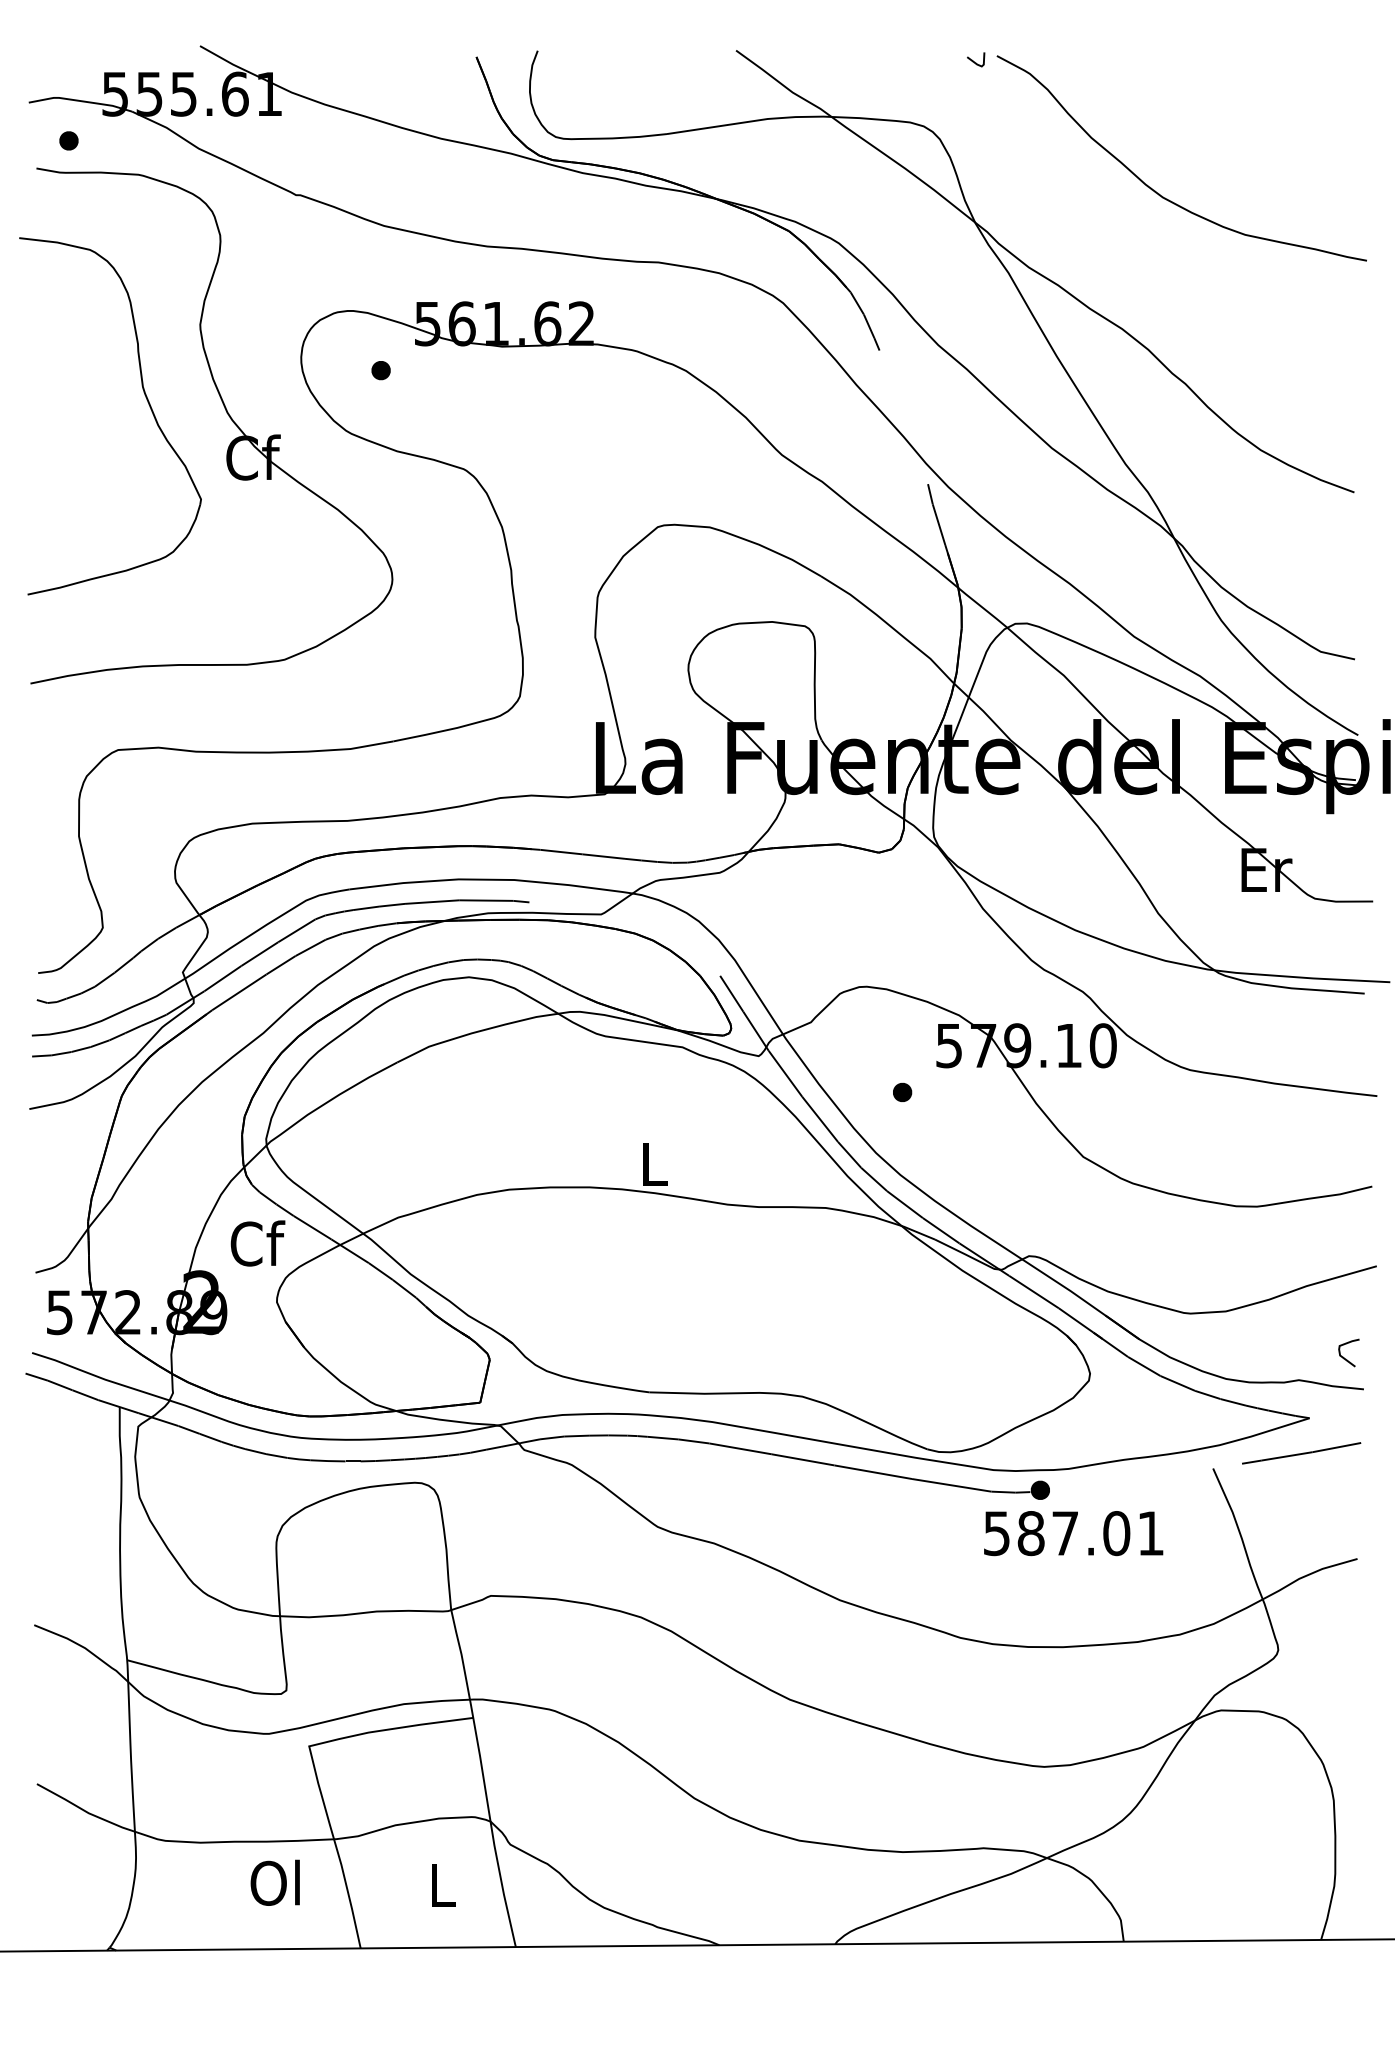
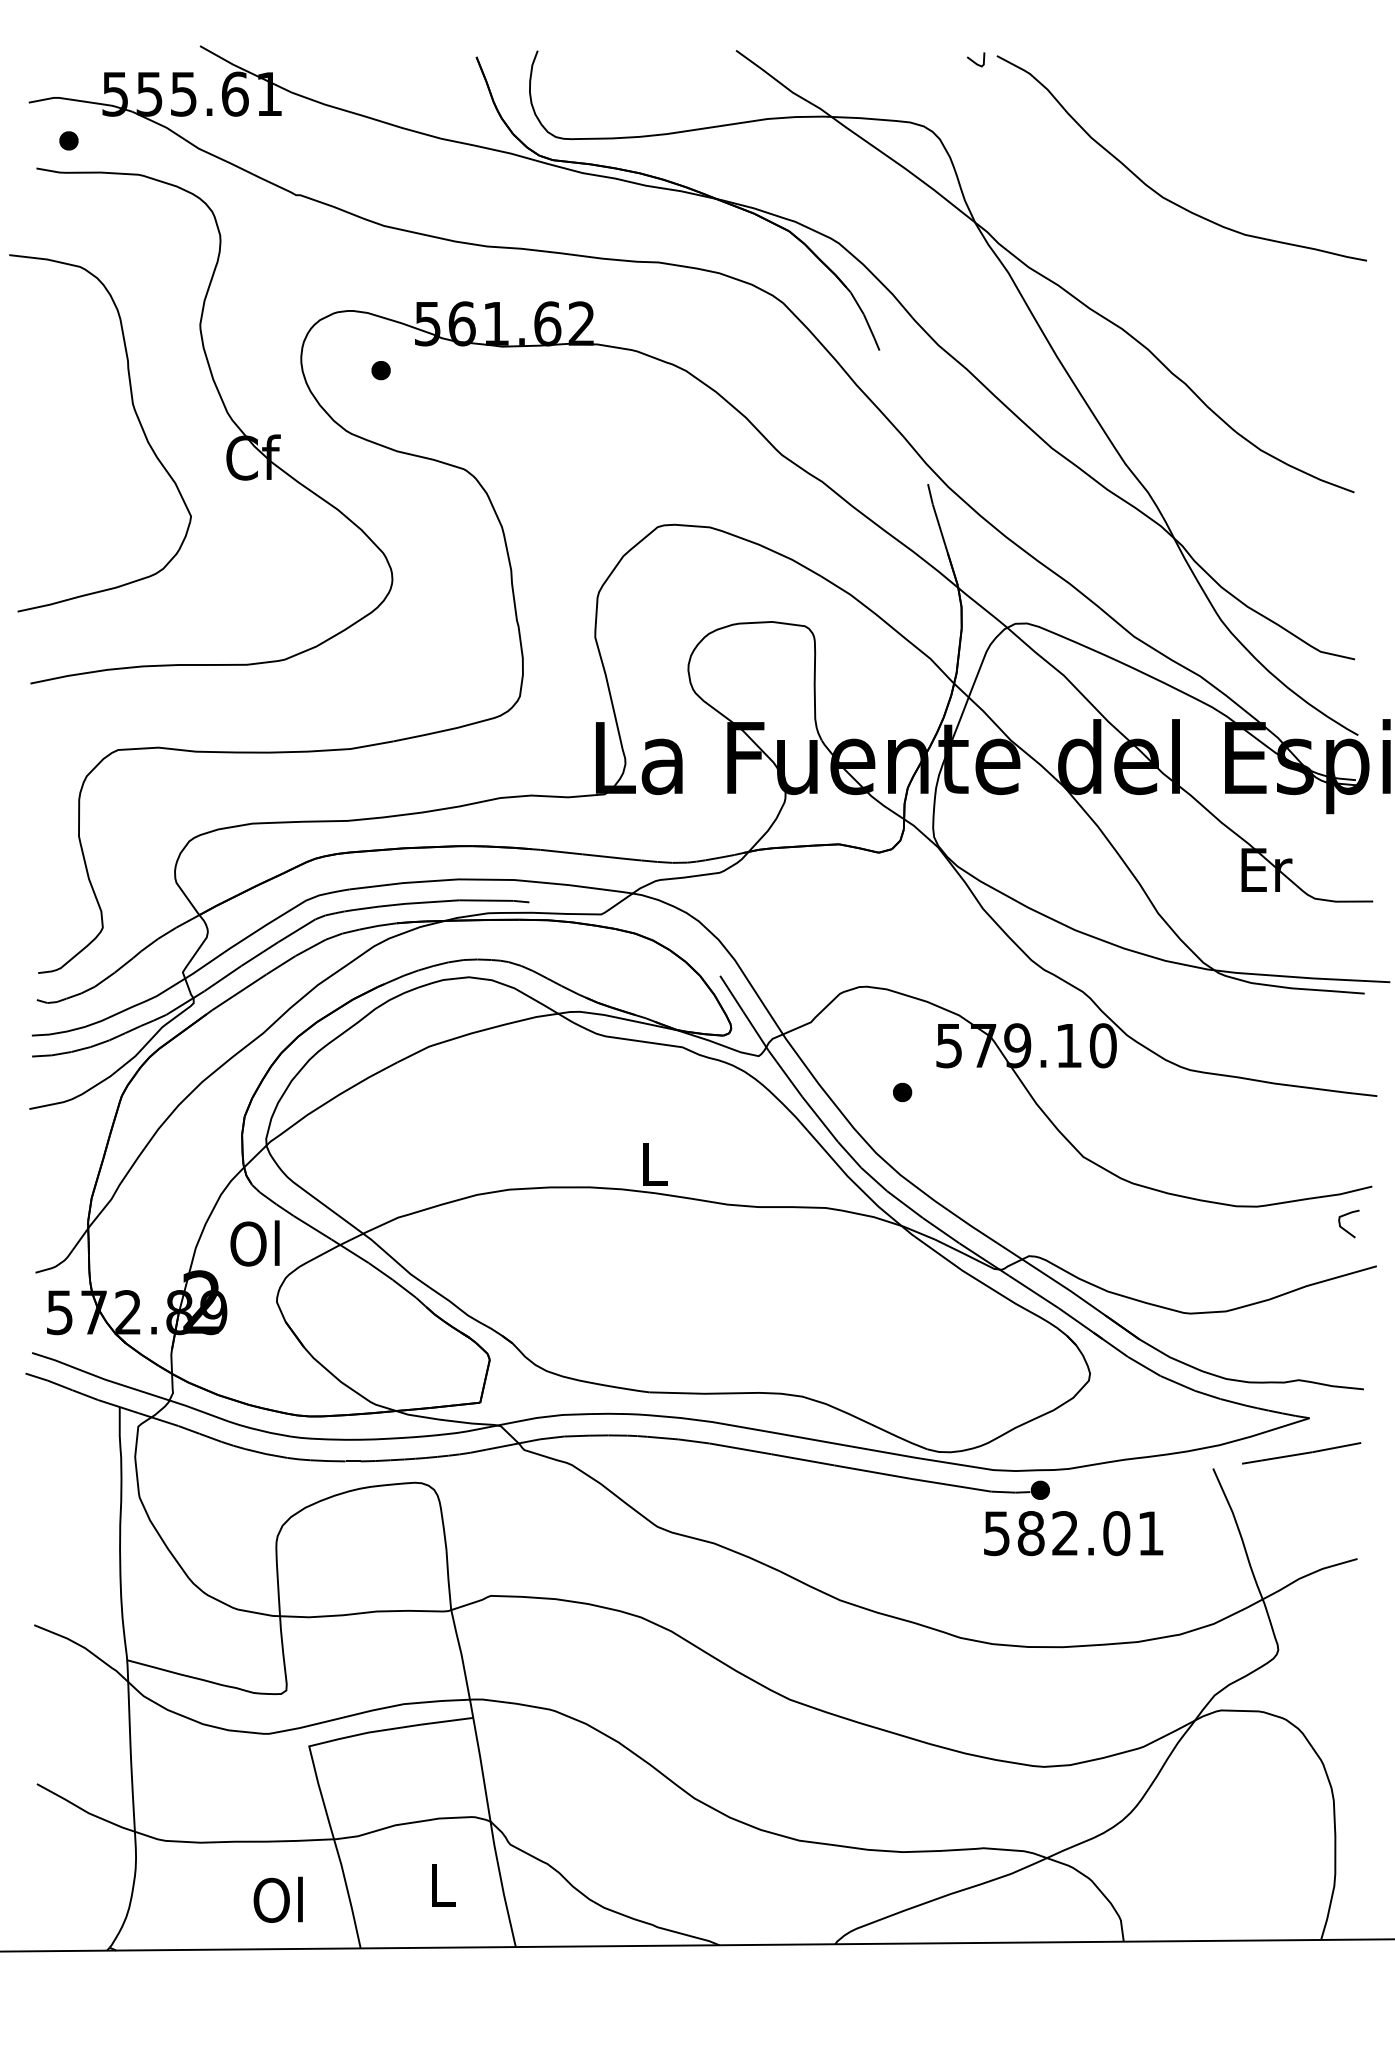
part position: (146, 400) -> (136, 417) (136, 417)
text: Cf -> Ol (257, 1243)
curve position: (1343, 1356) -> (1343, 1227) (1343, 1227)
text: 587.01 -> 582.01 (1064, 1533)
text position: (274, 1882) -> (277, 1899) (277, 1899)
